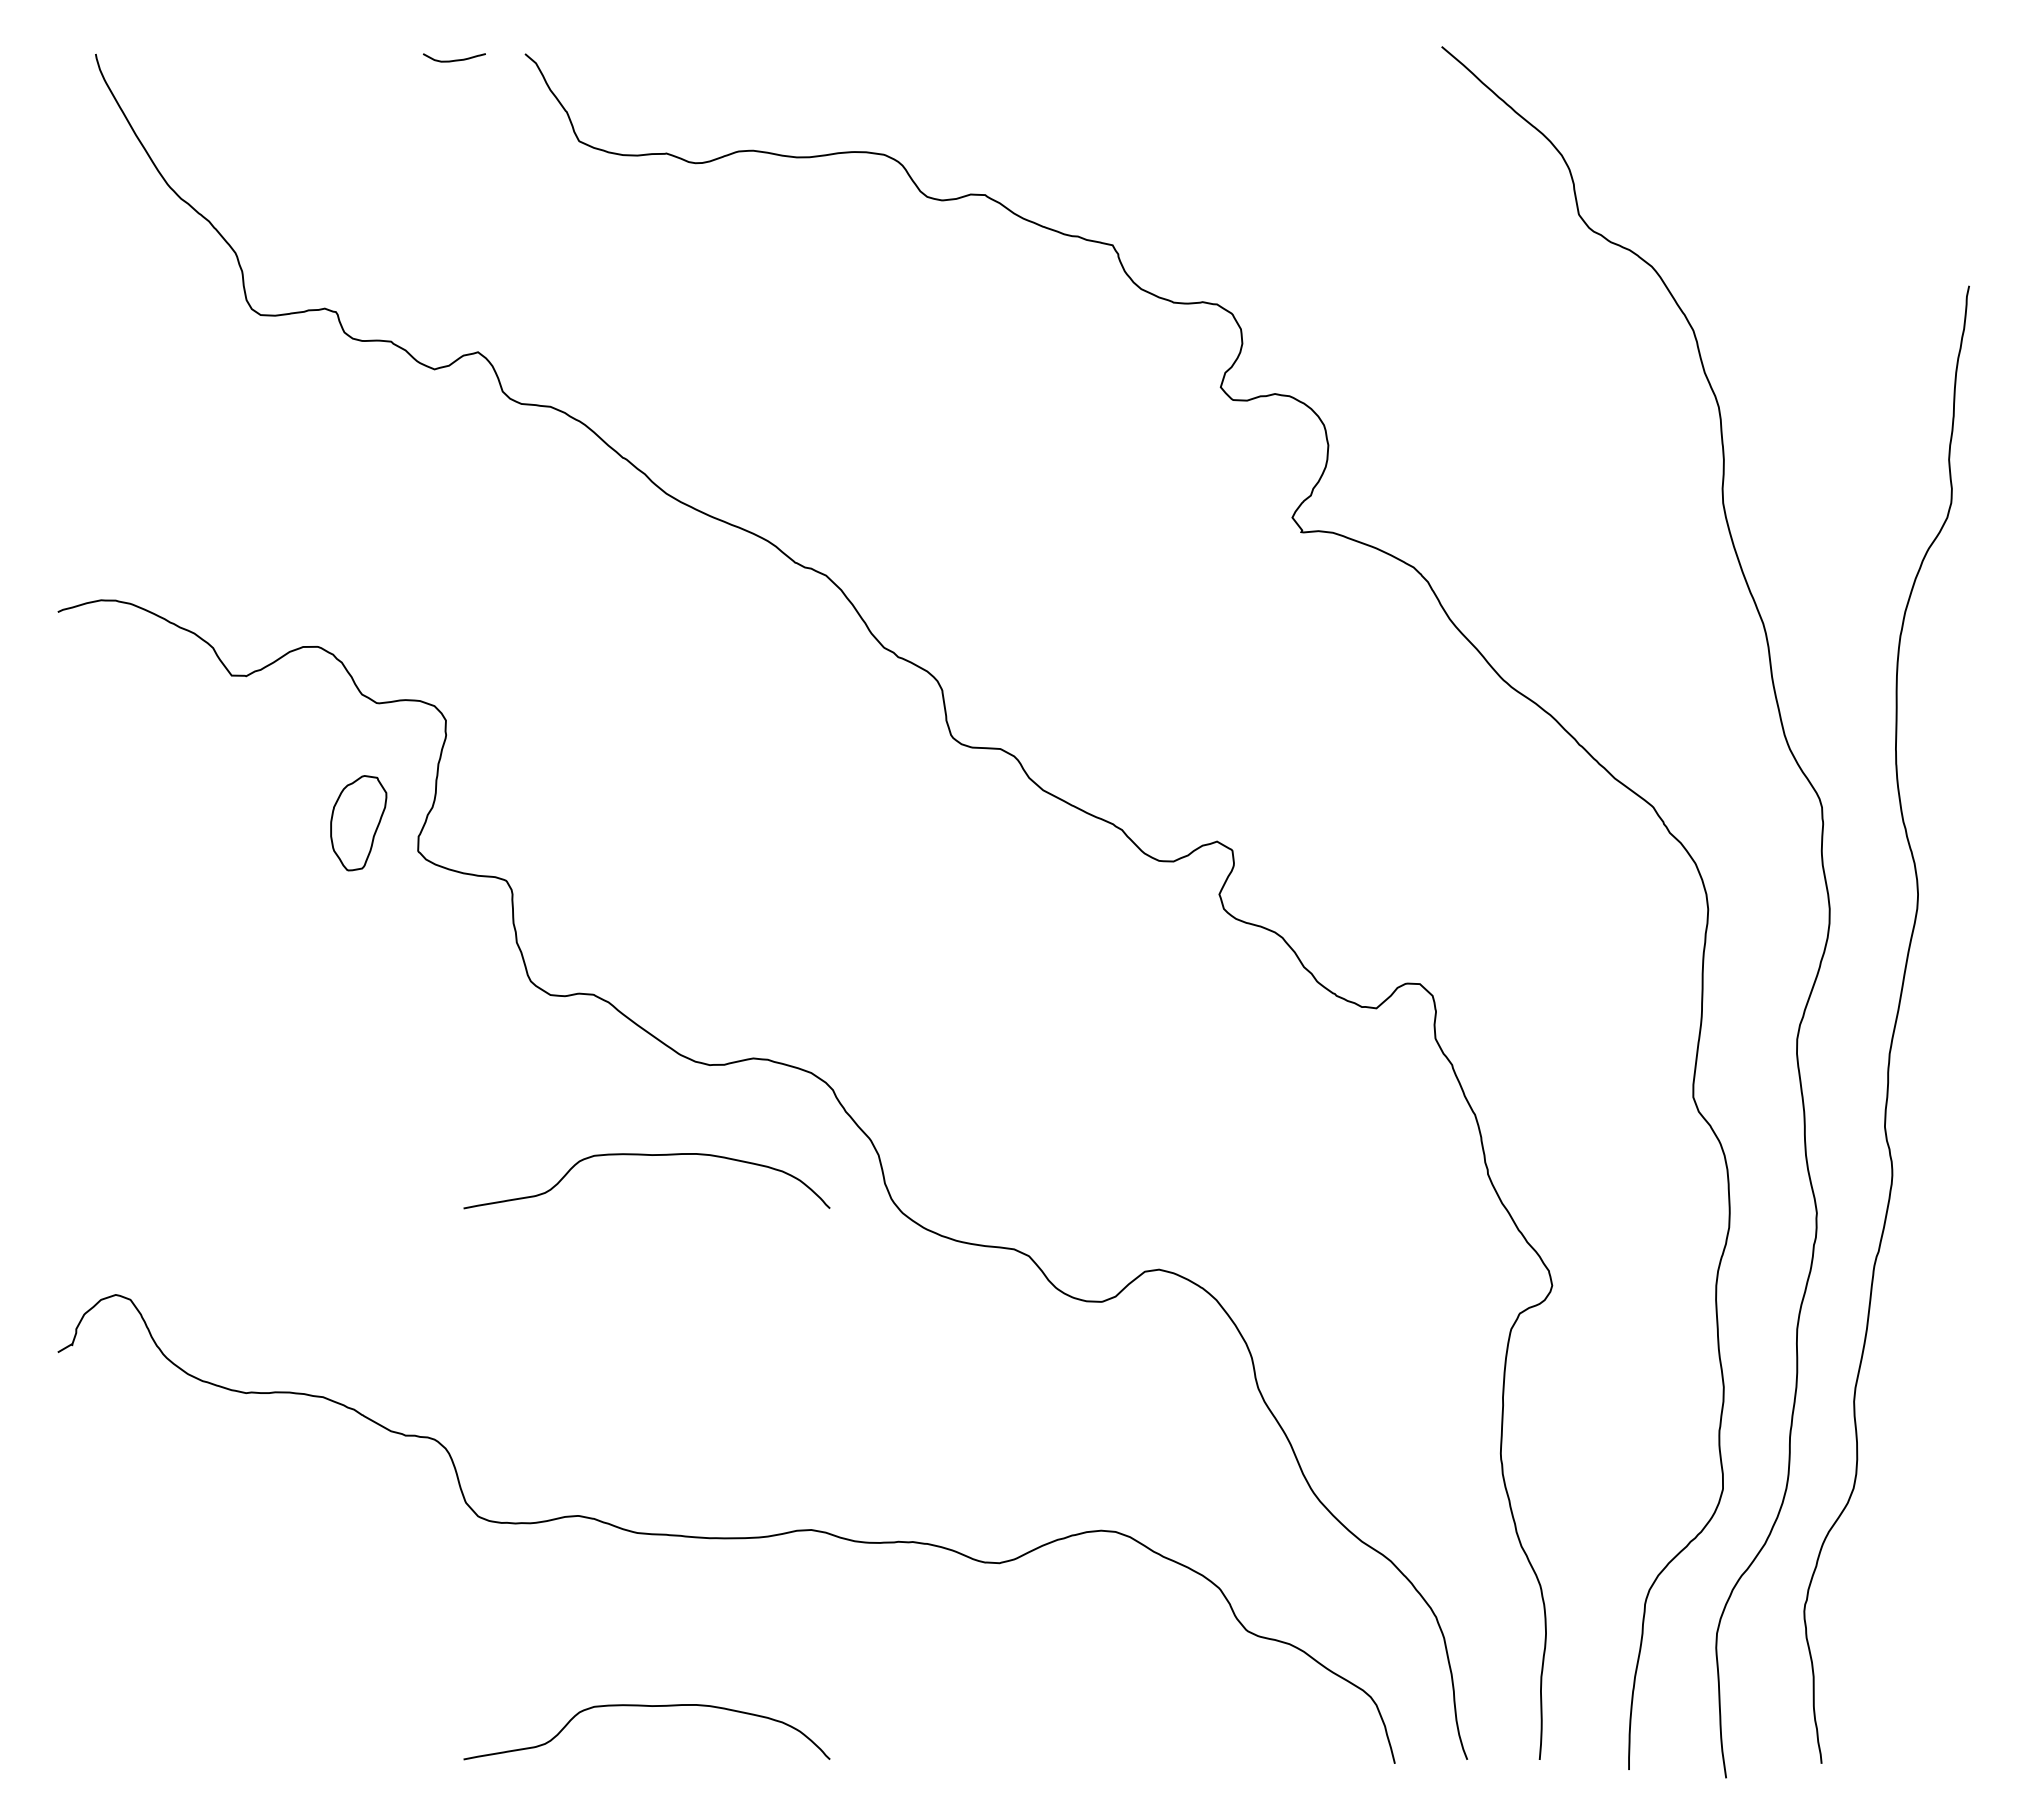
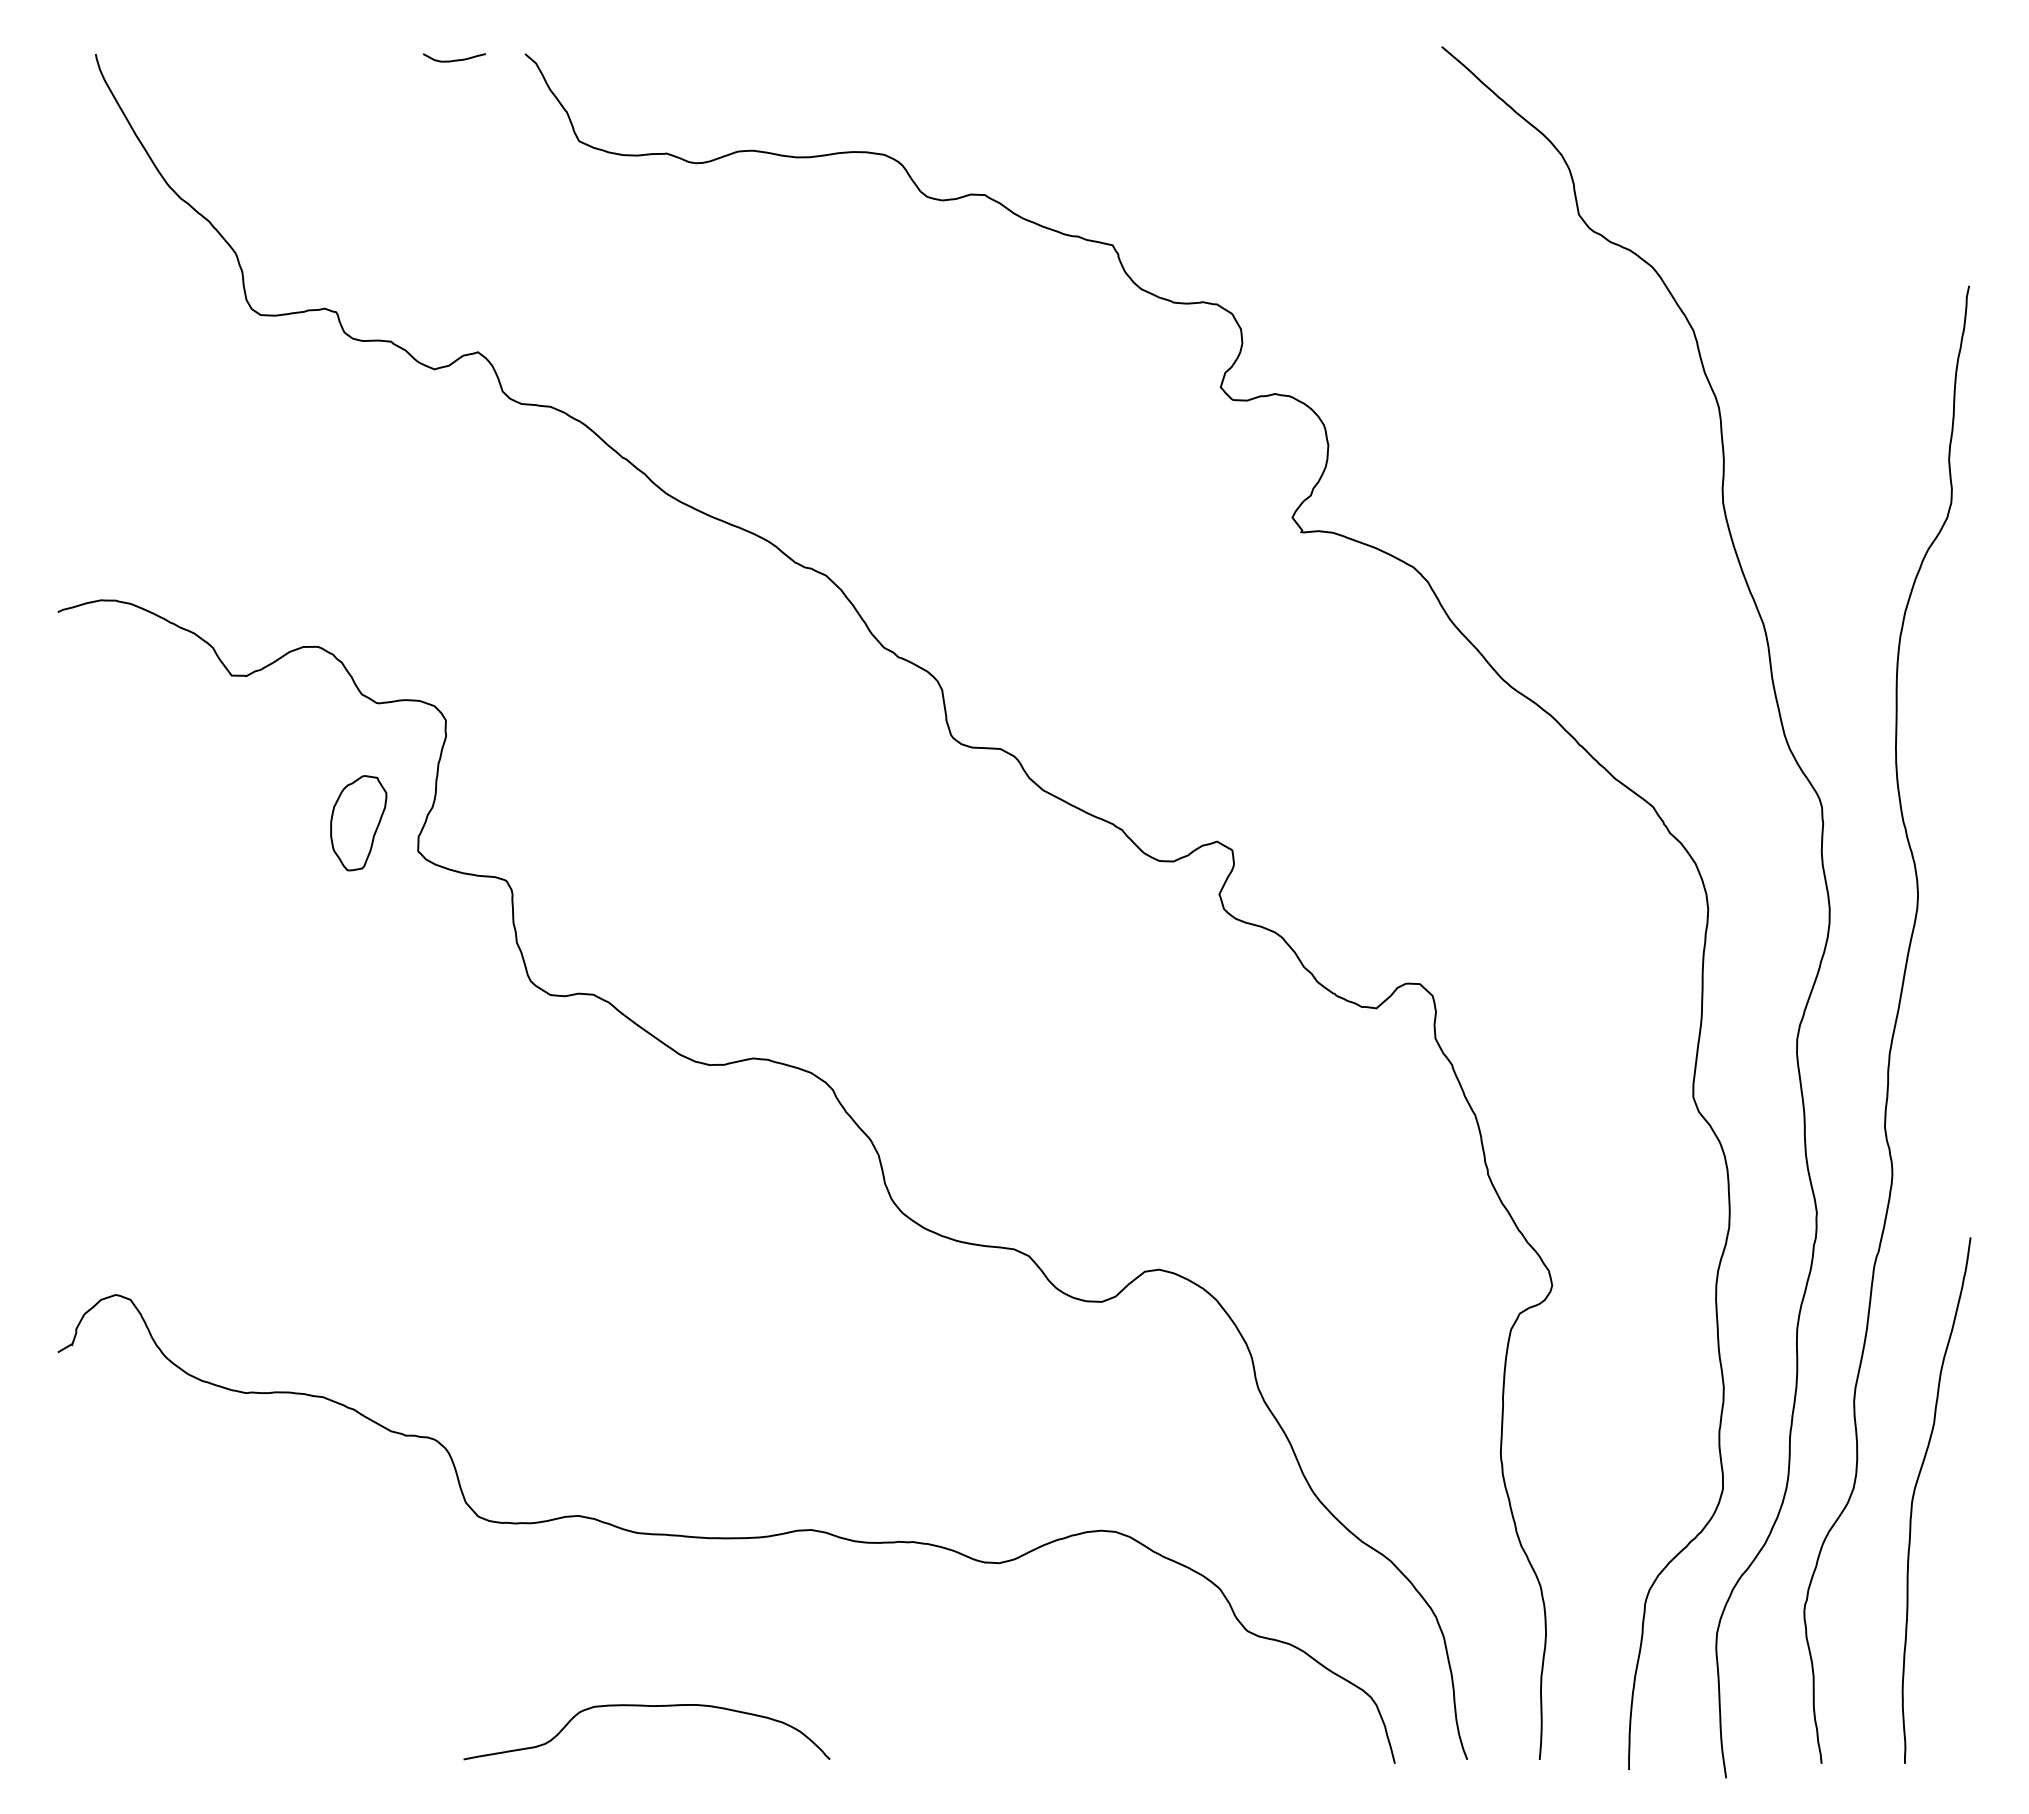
curve: present -> none (646, 1155)
curve: none -> present (1914, 1496)
